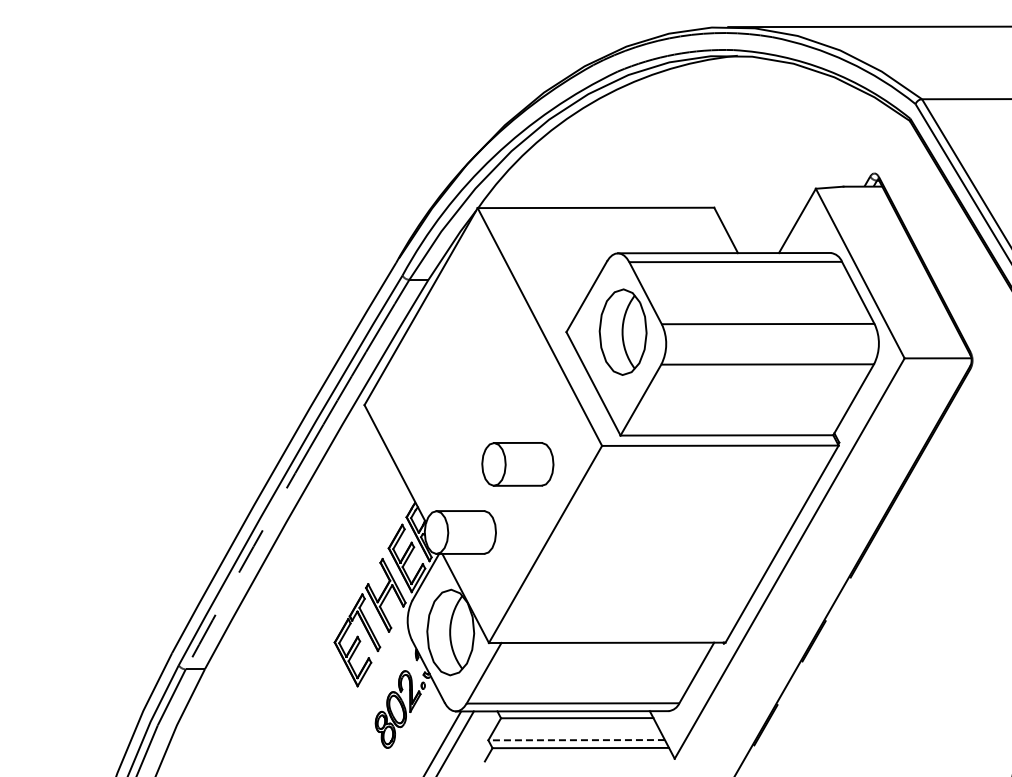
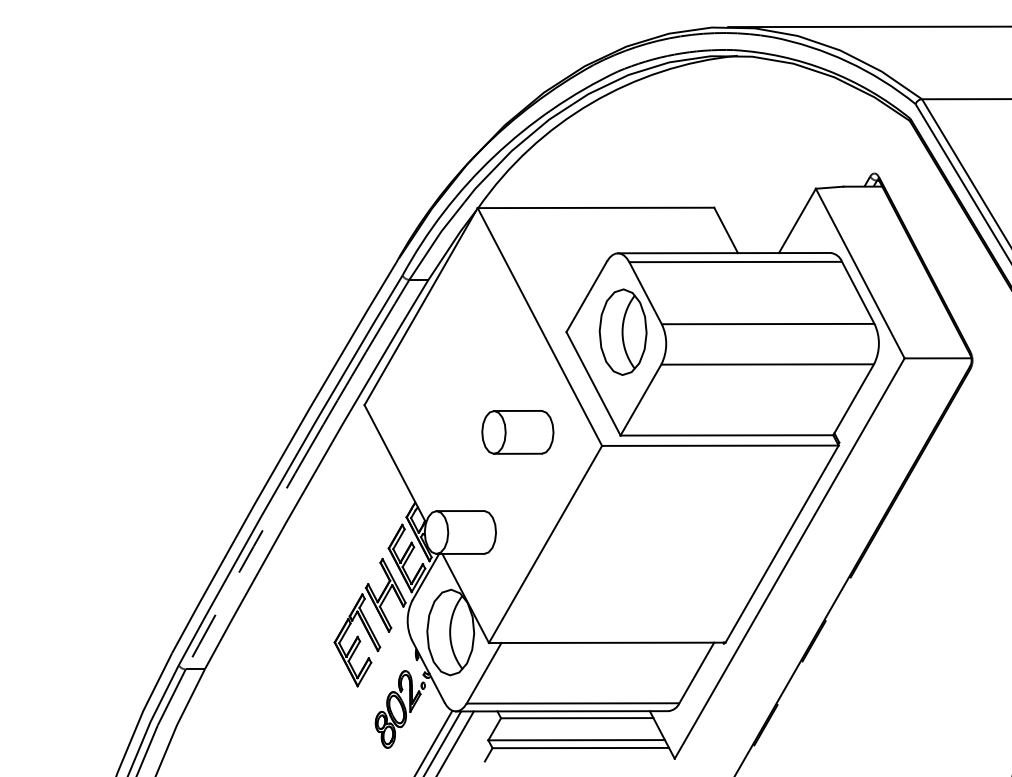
part position: (517, 464) -> (517, 432) (517, 432)
line: dashed -> solid (576, 740)
line: none -> present (434, 741)
